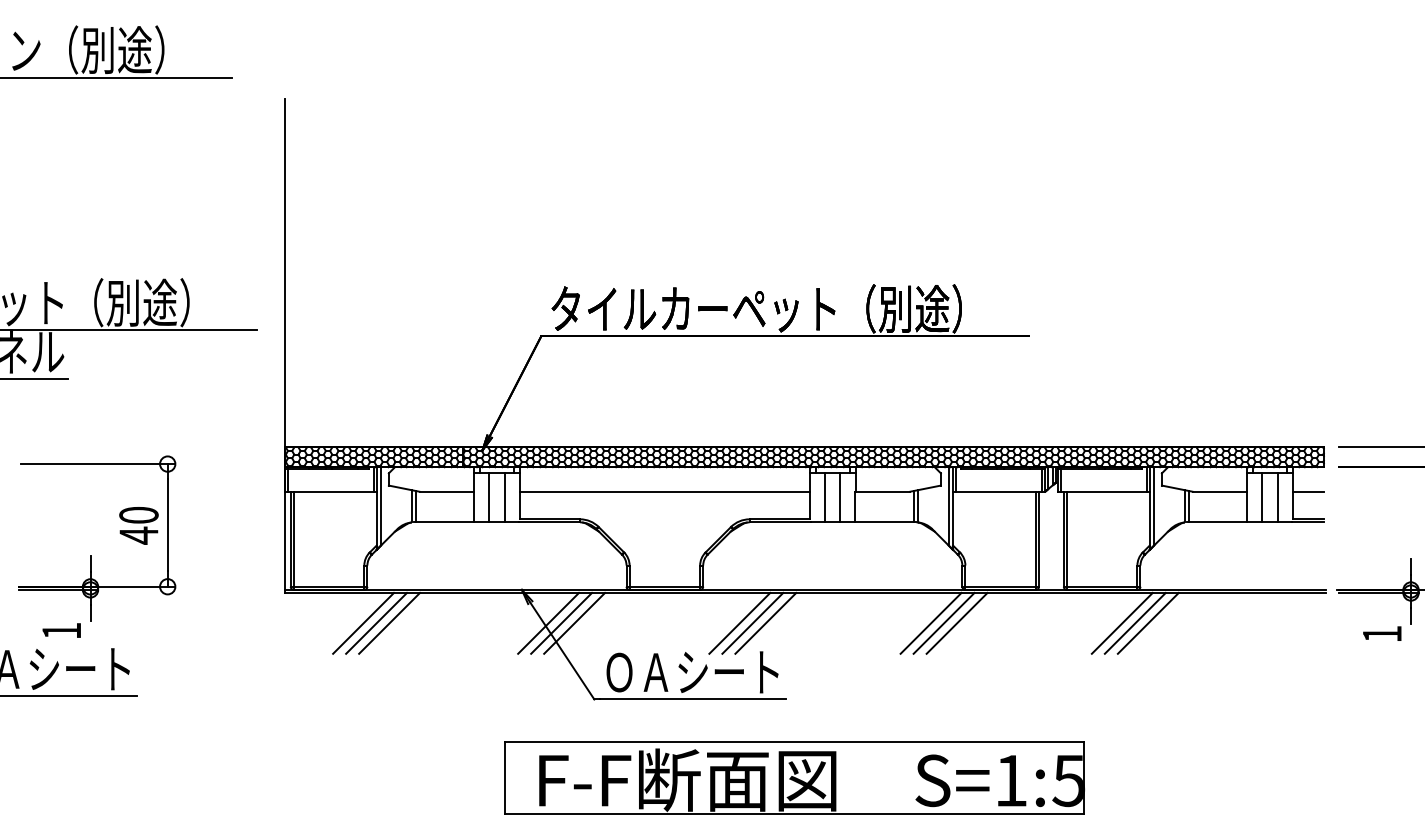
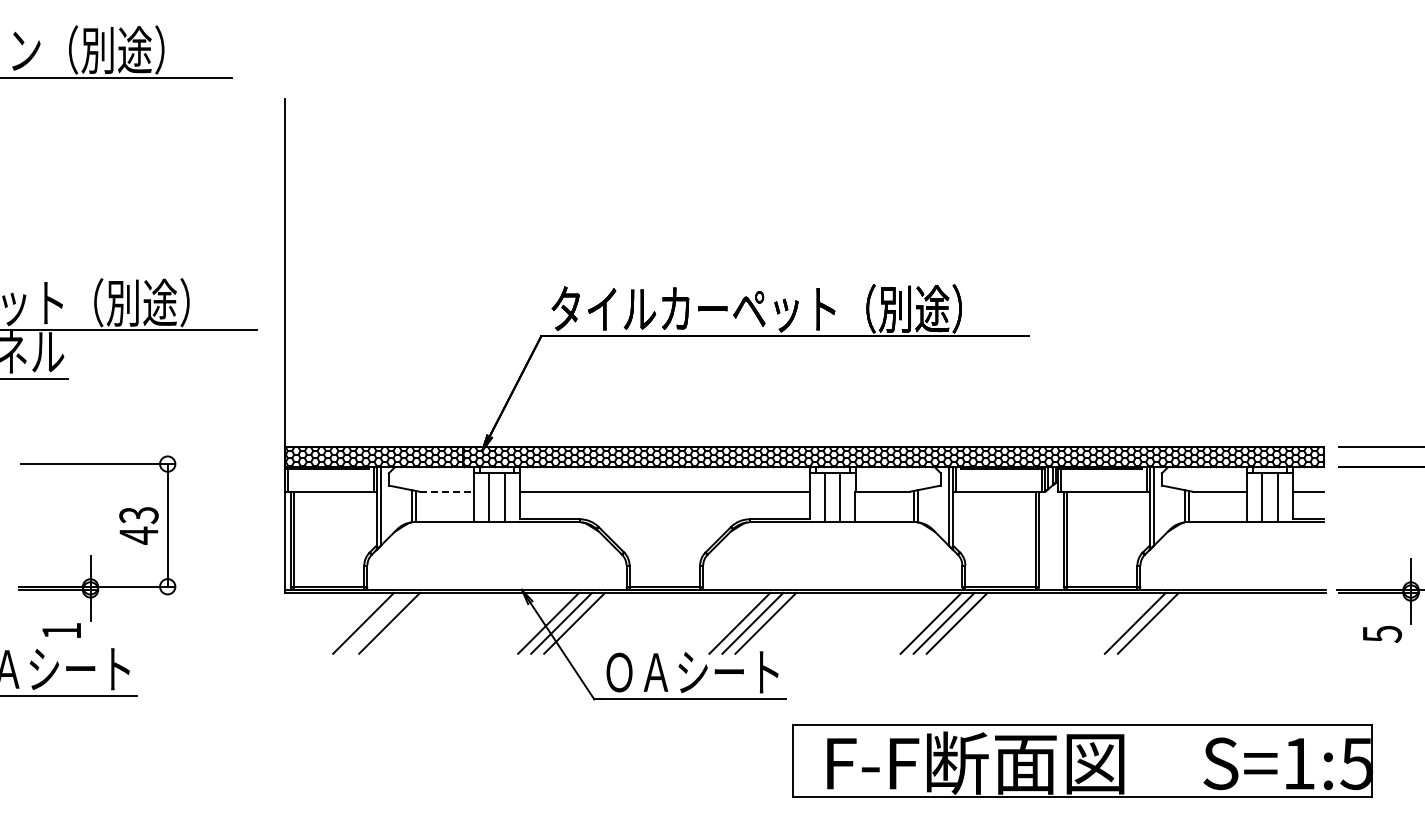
line: solid -> dashed (447, 491)
text: 40 -> 43 (138, 515)
line: present -> none (376, 622)
line: present -> none (1121, 622)
text: 1 -> 5 (1382, 634)
part position: (794, 777) -> (1082, 760) (1082, 760)
